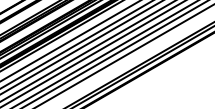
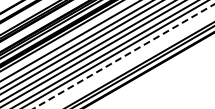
line: solid -> dashed (124, 56)
